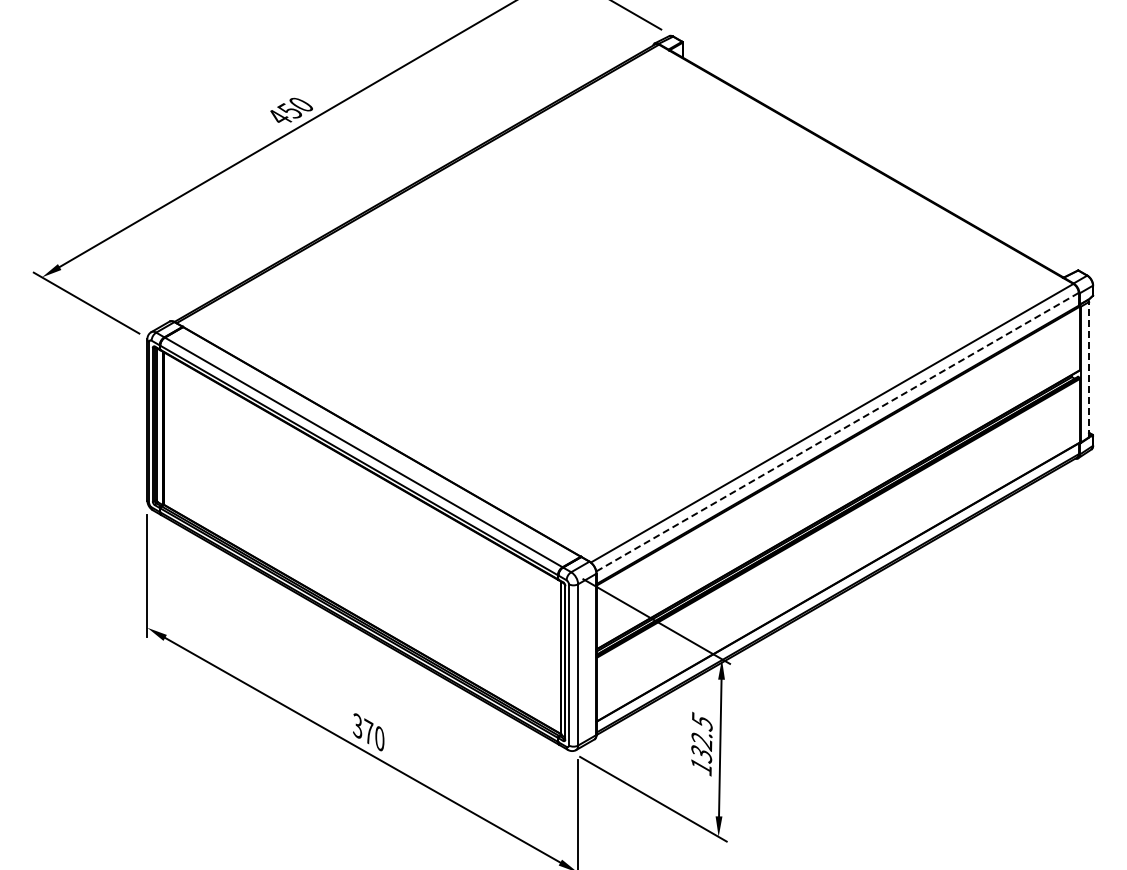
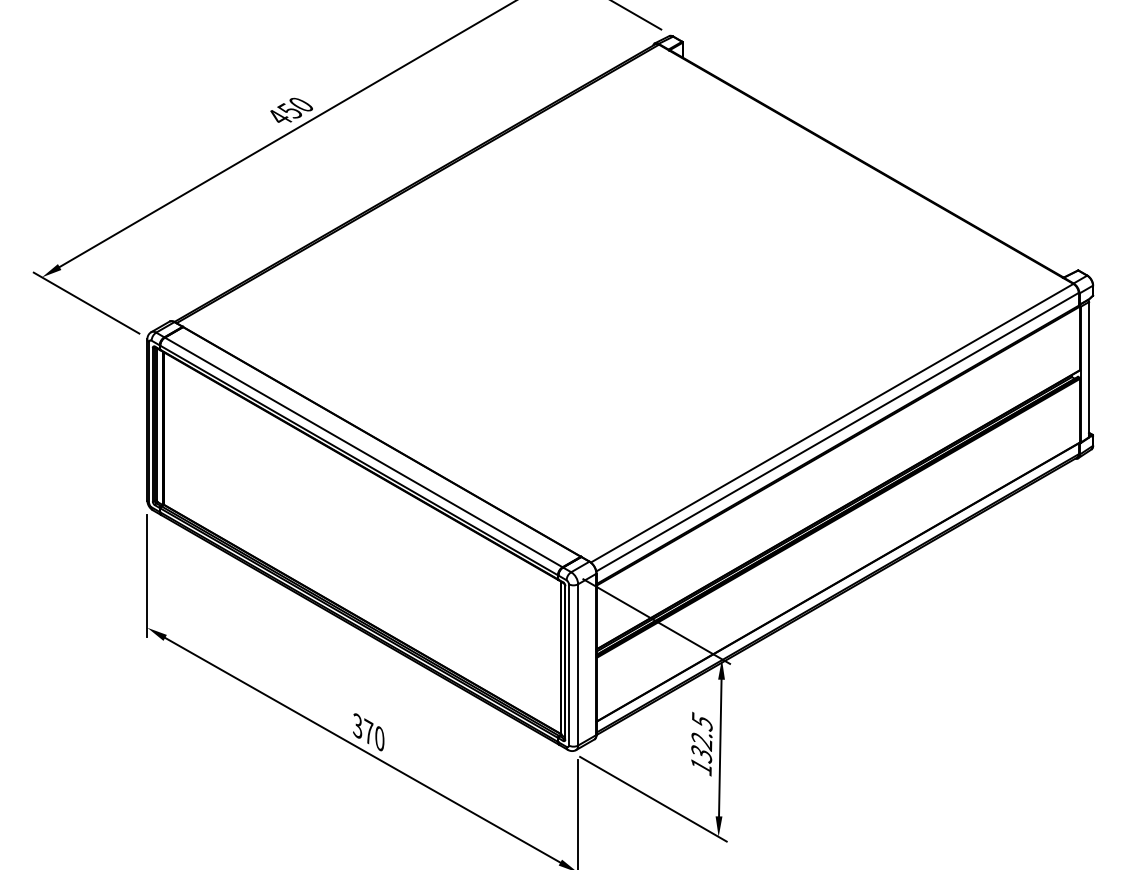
line: dashed -> solid (1089, 369)
line: dashed -> solid (837, 431)
